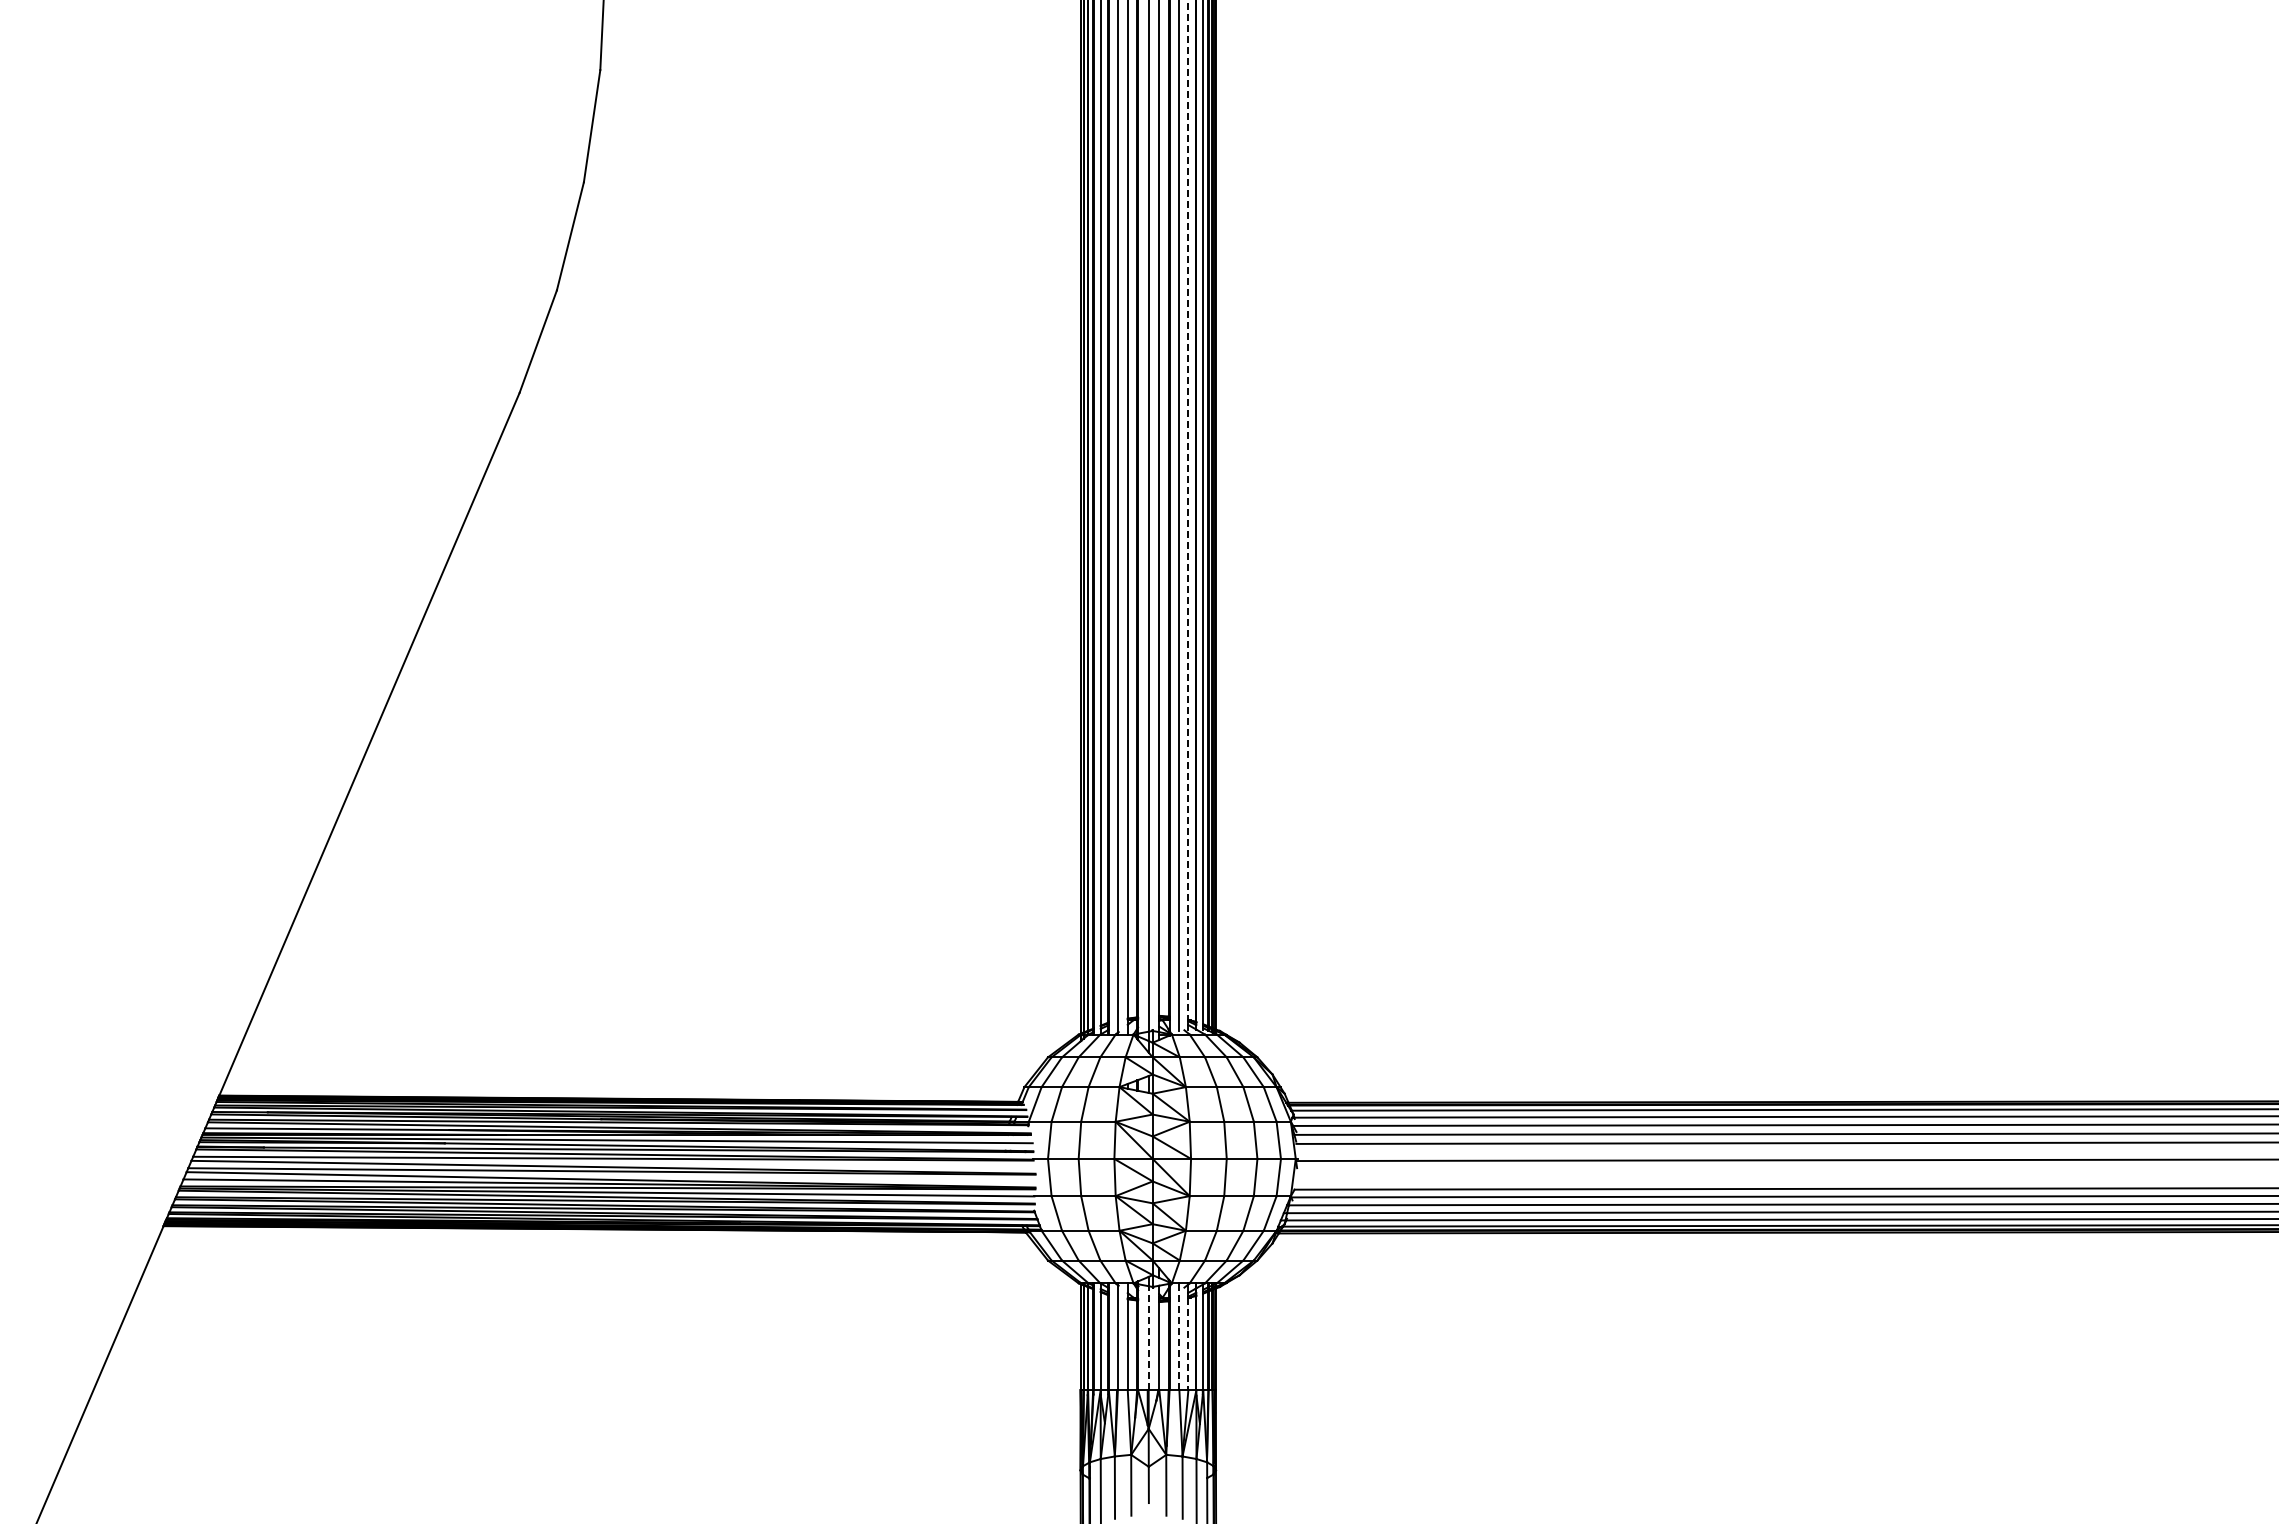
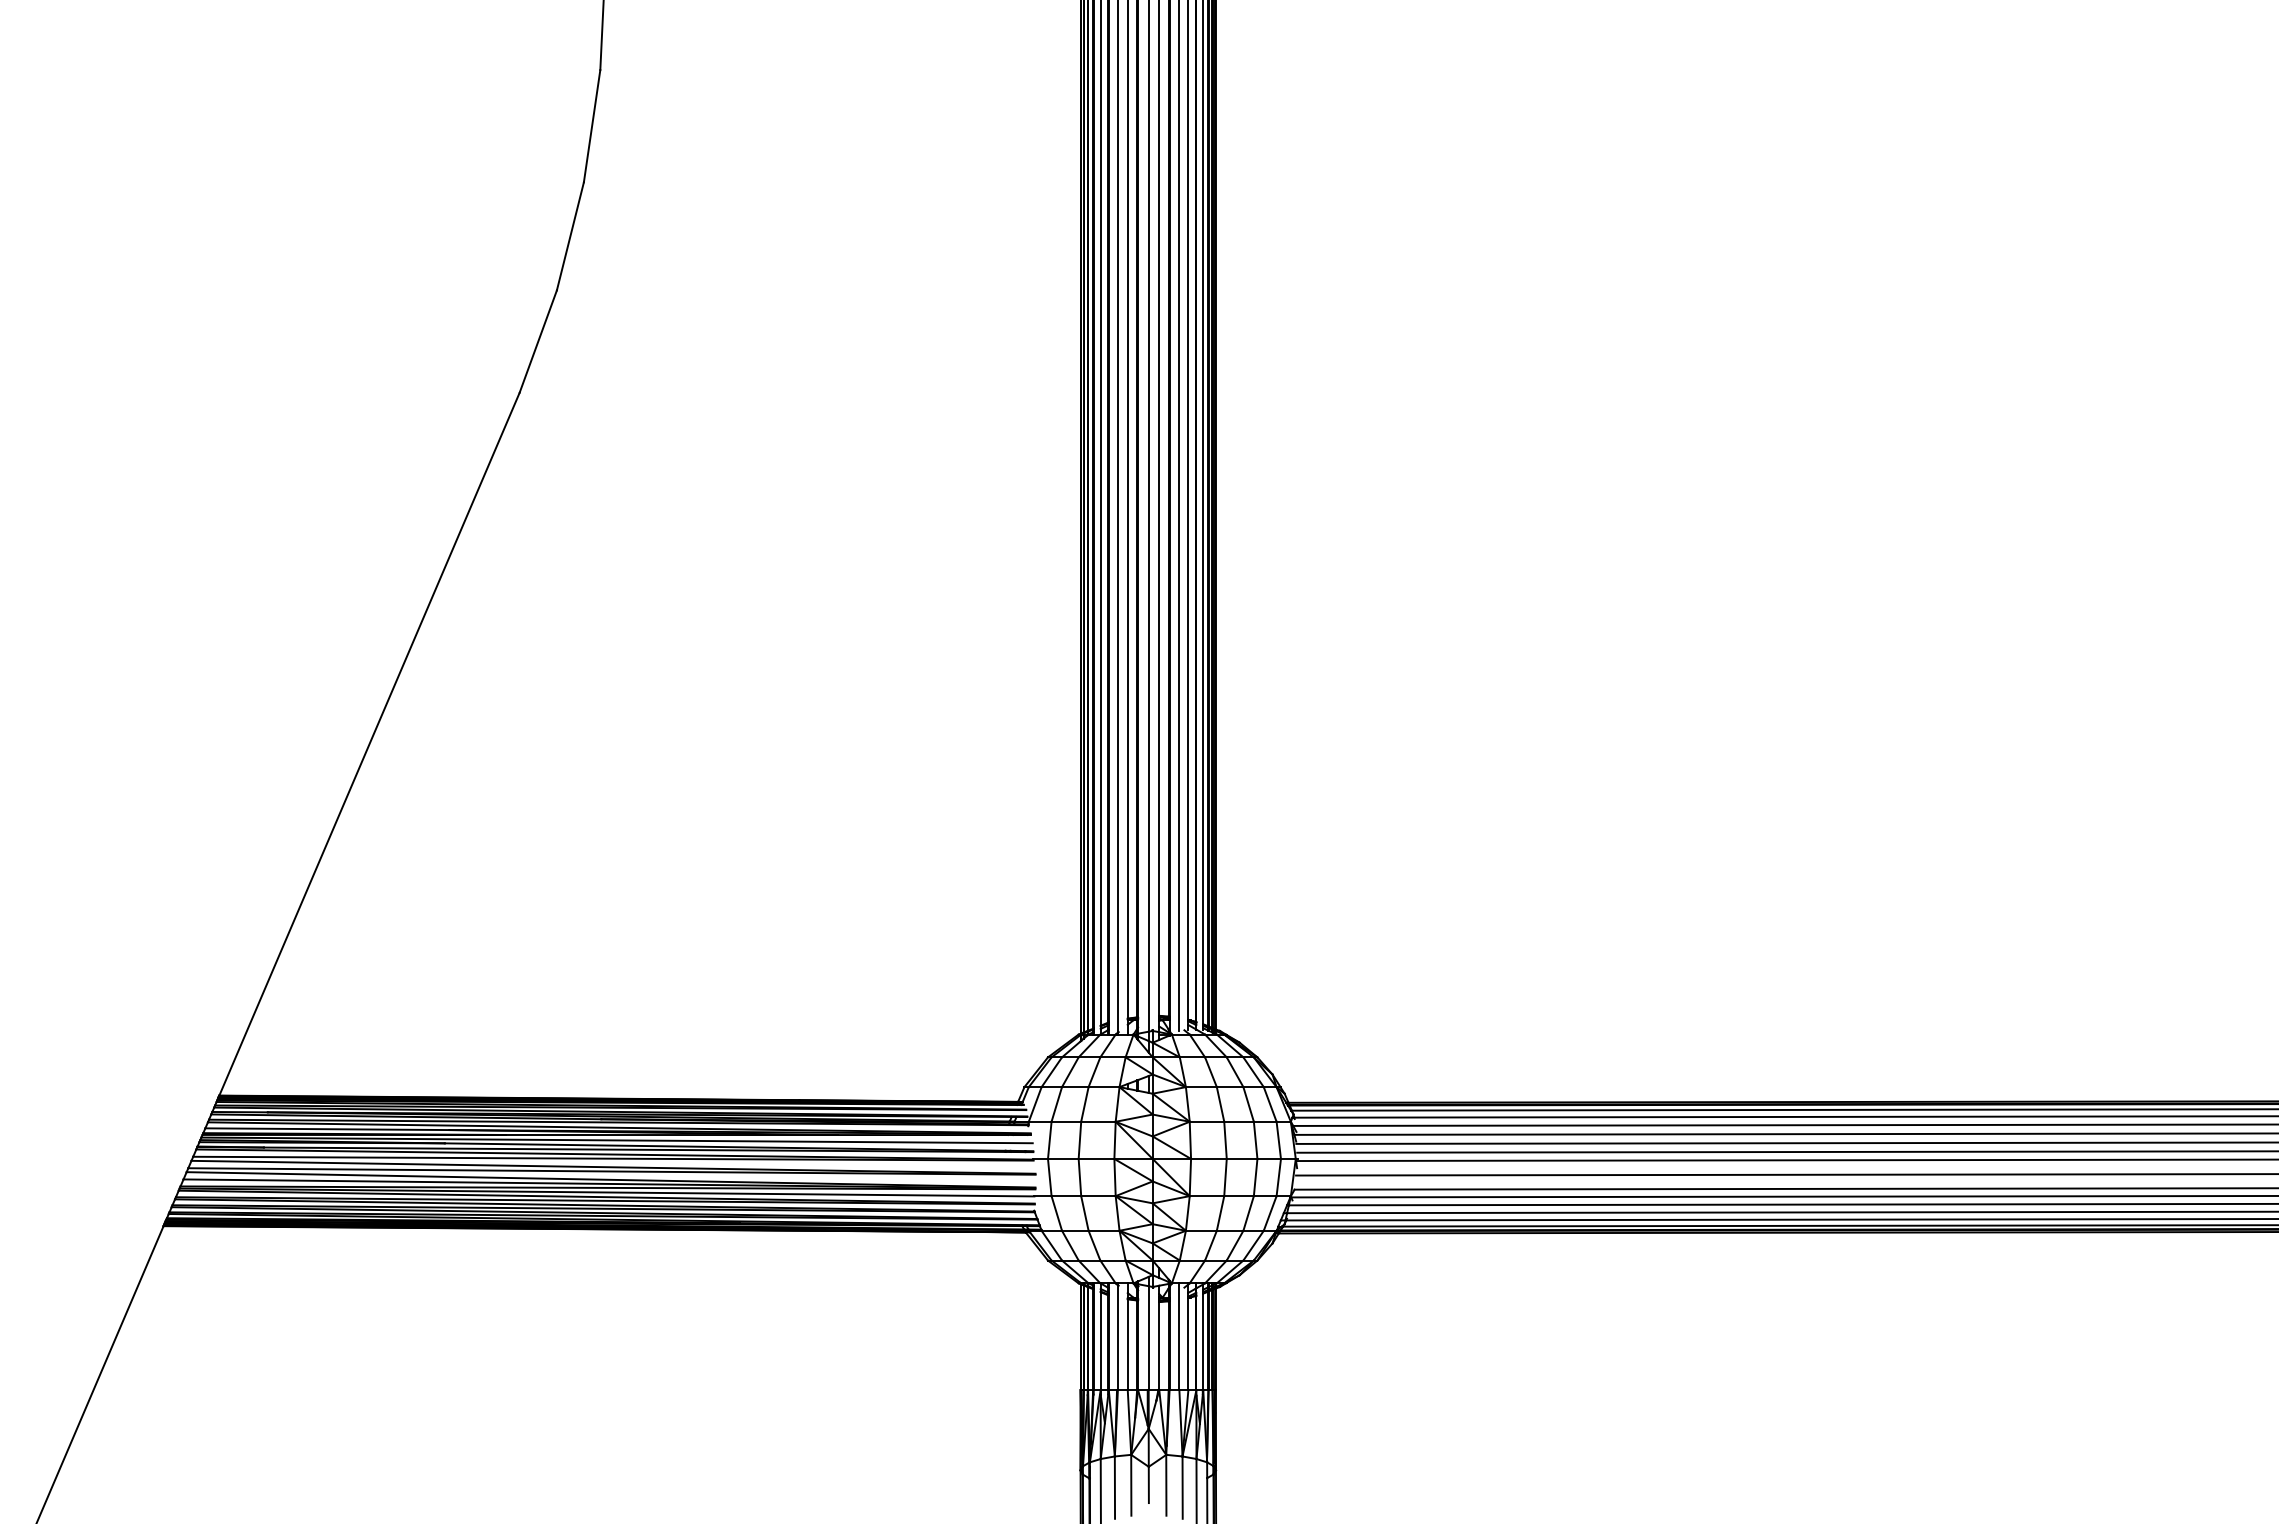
line: dashed -> solid (1188, 510)
line: none -> present (1786, 1151)
line: none -> present (1785, 1174)
line: dashed -> solid (1179, 1336)
line: dashed -> solid (1148, 1338)
line: dashed -> solid (1188, 1344)
